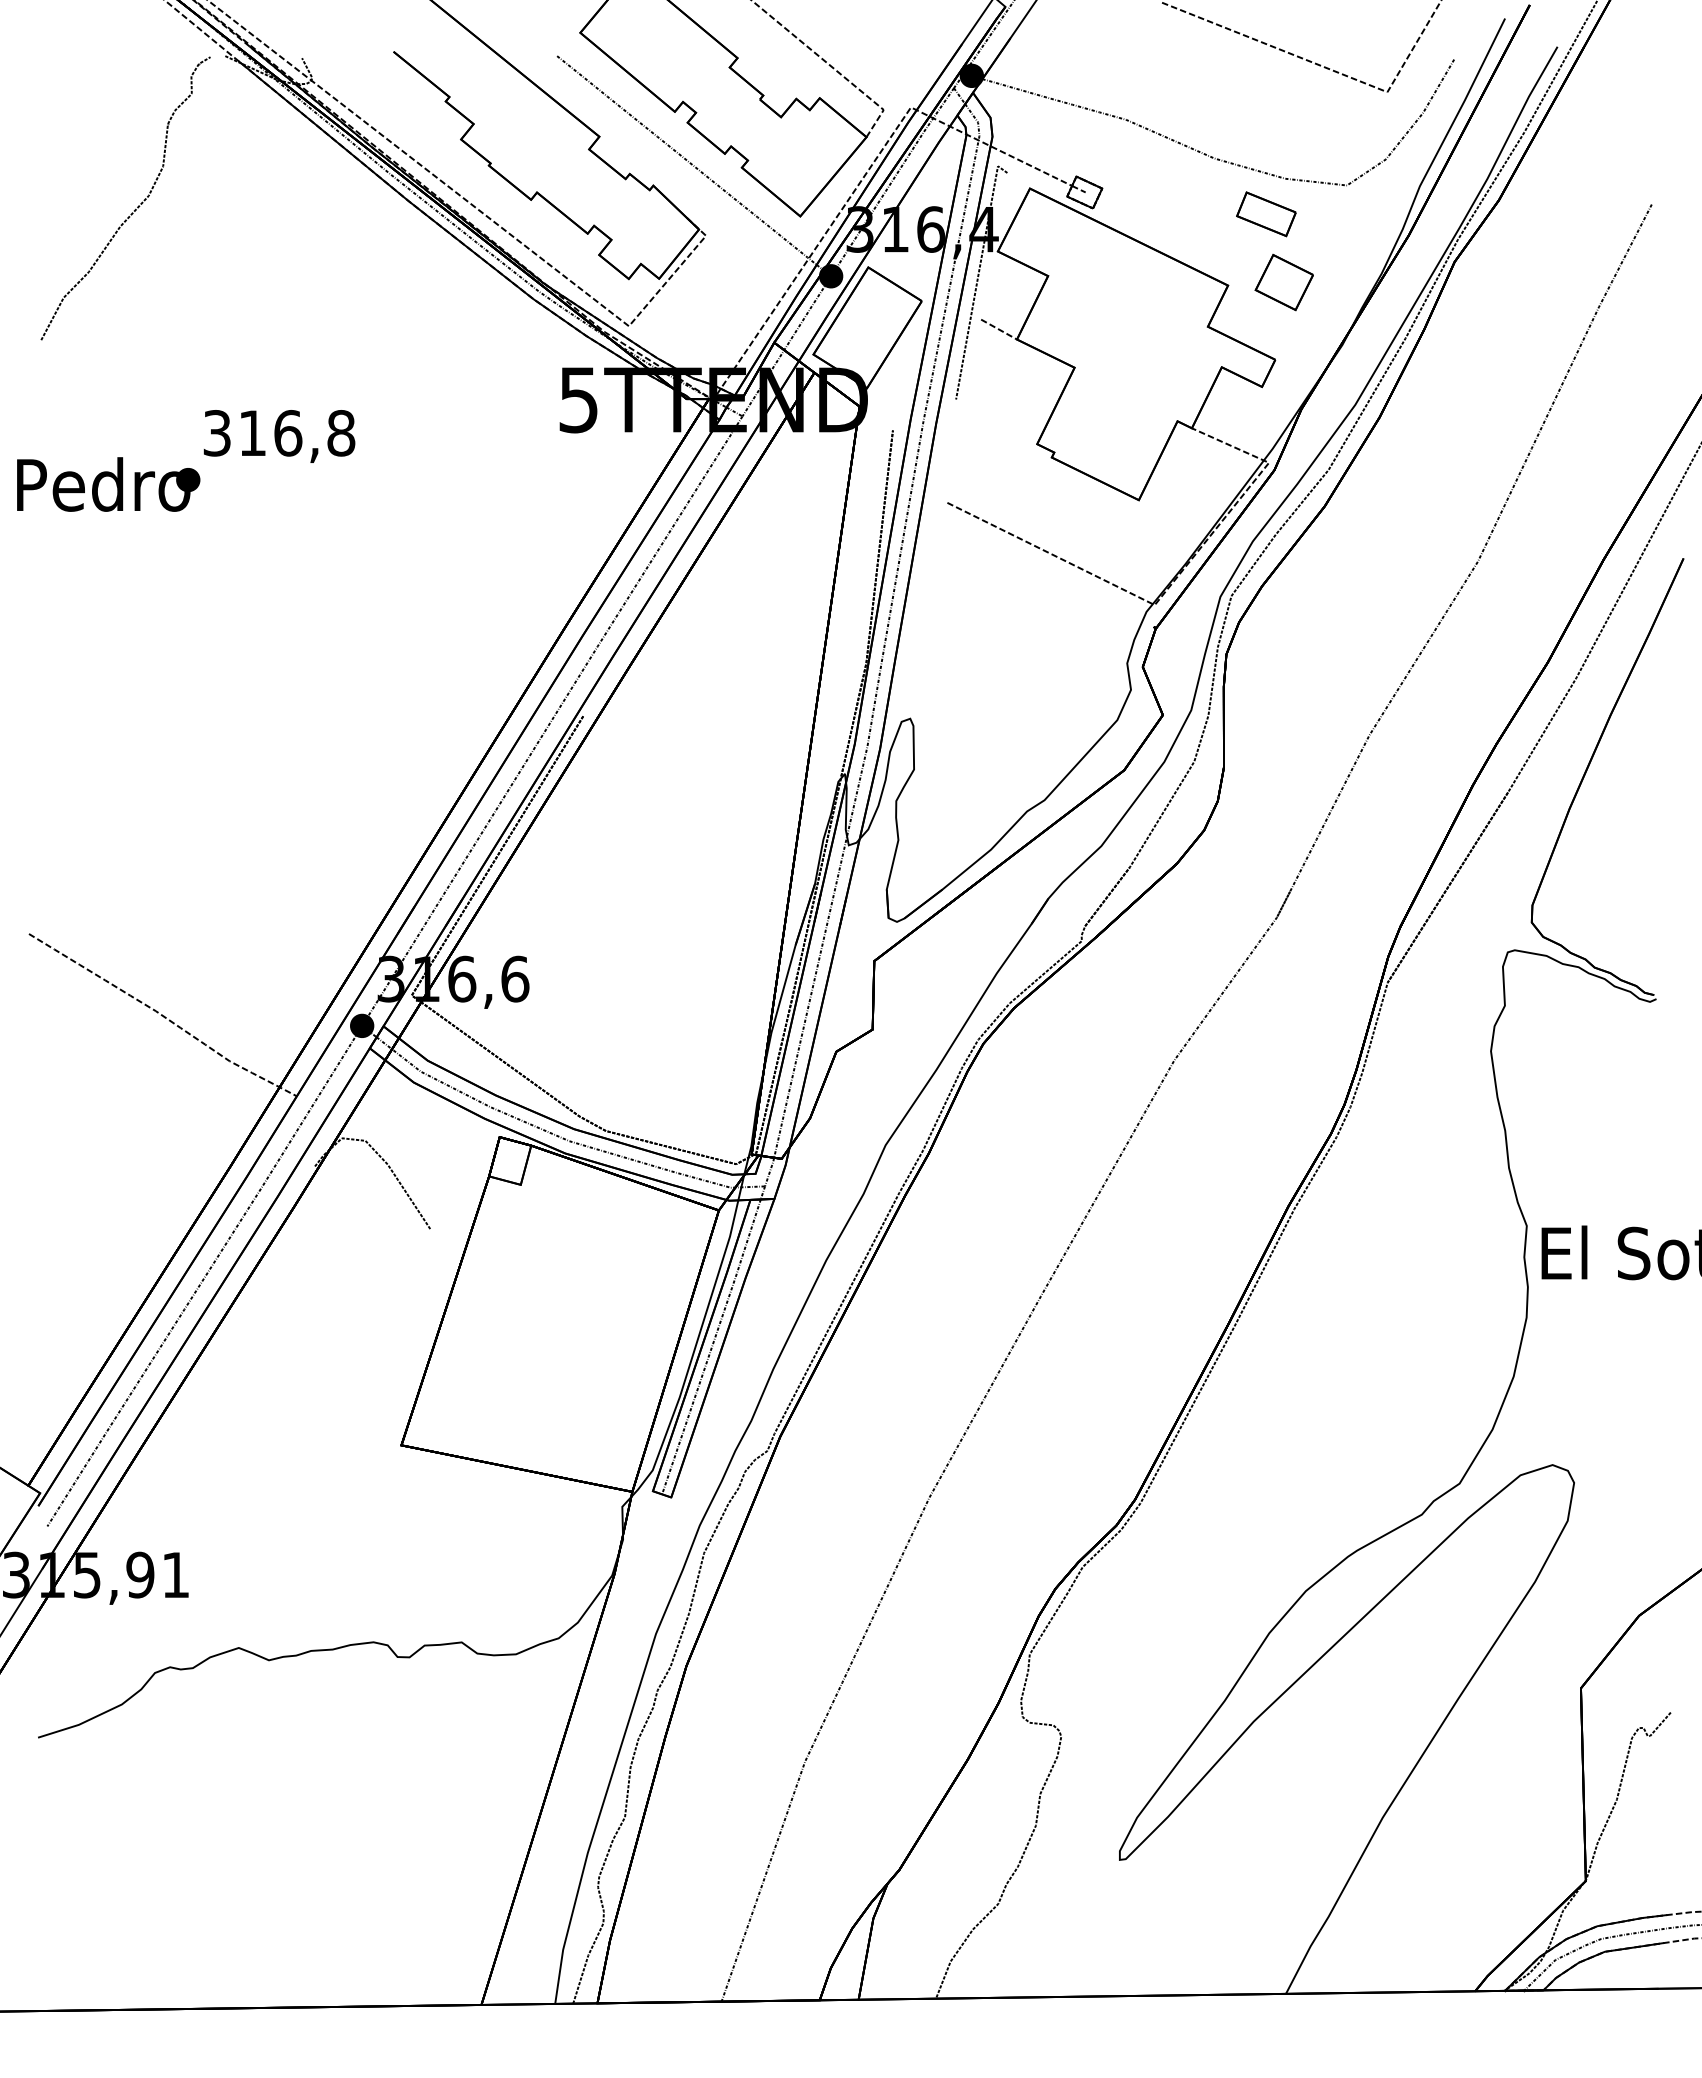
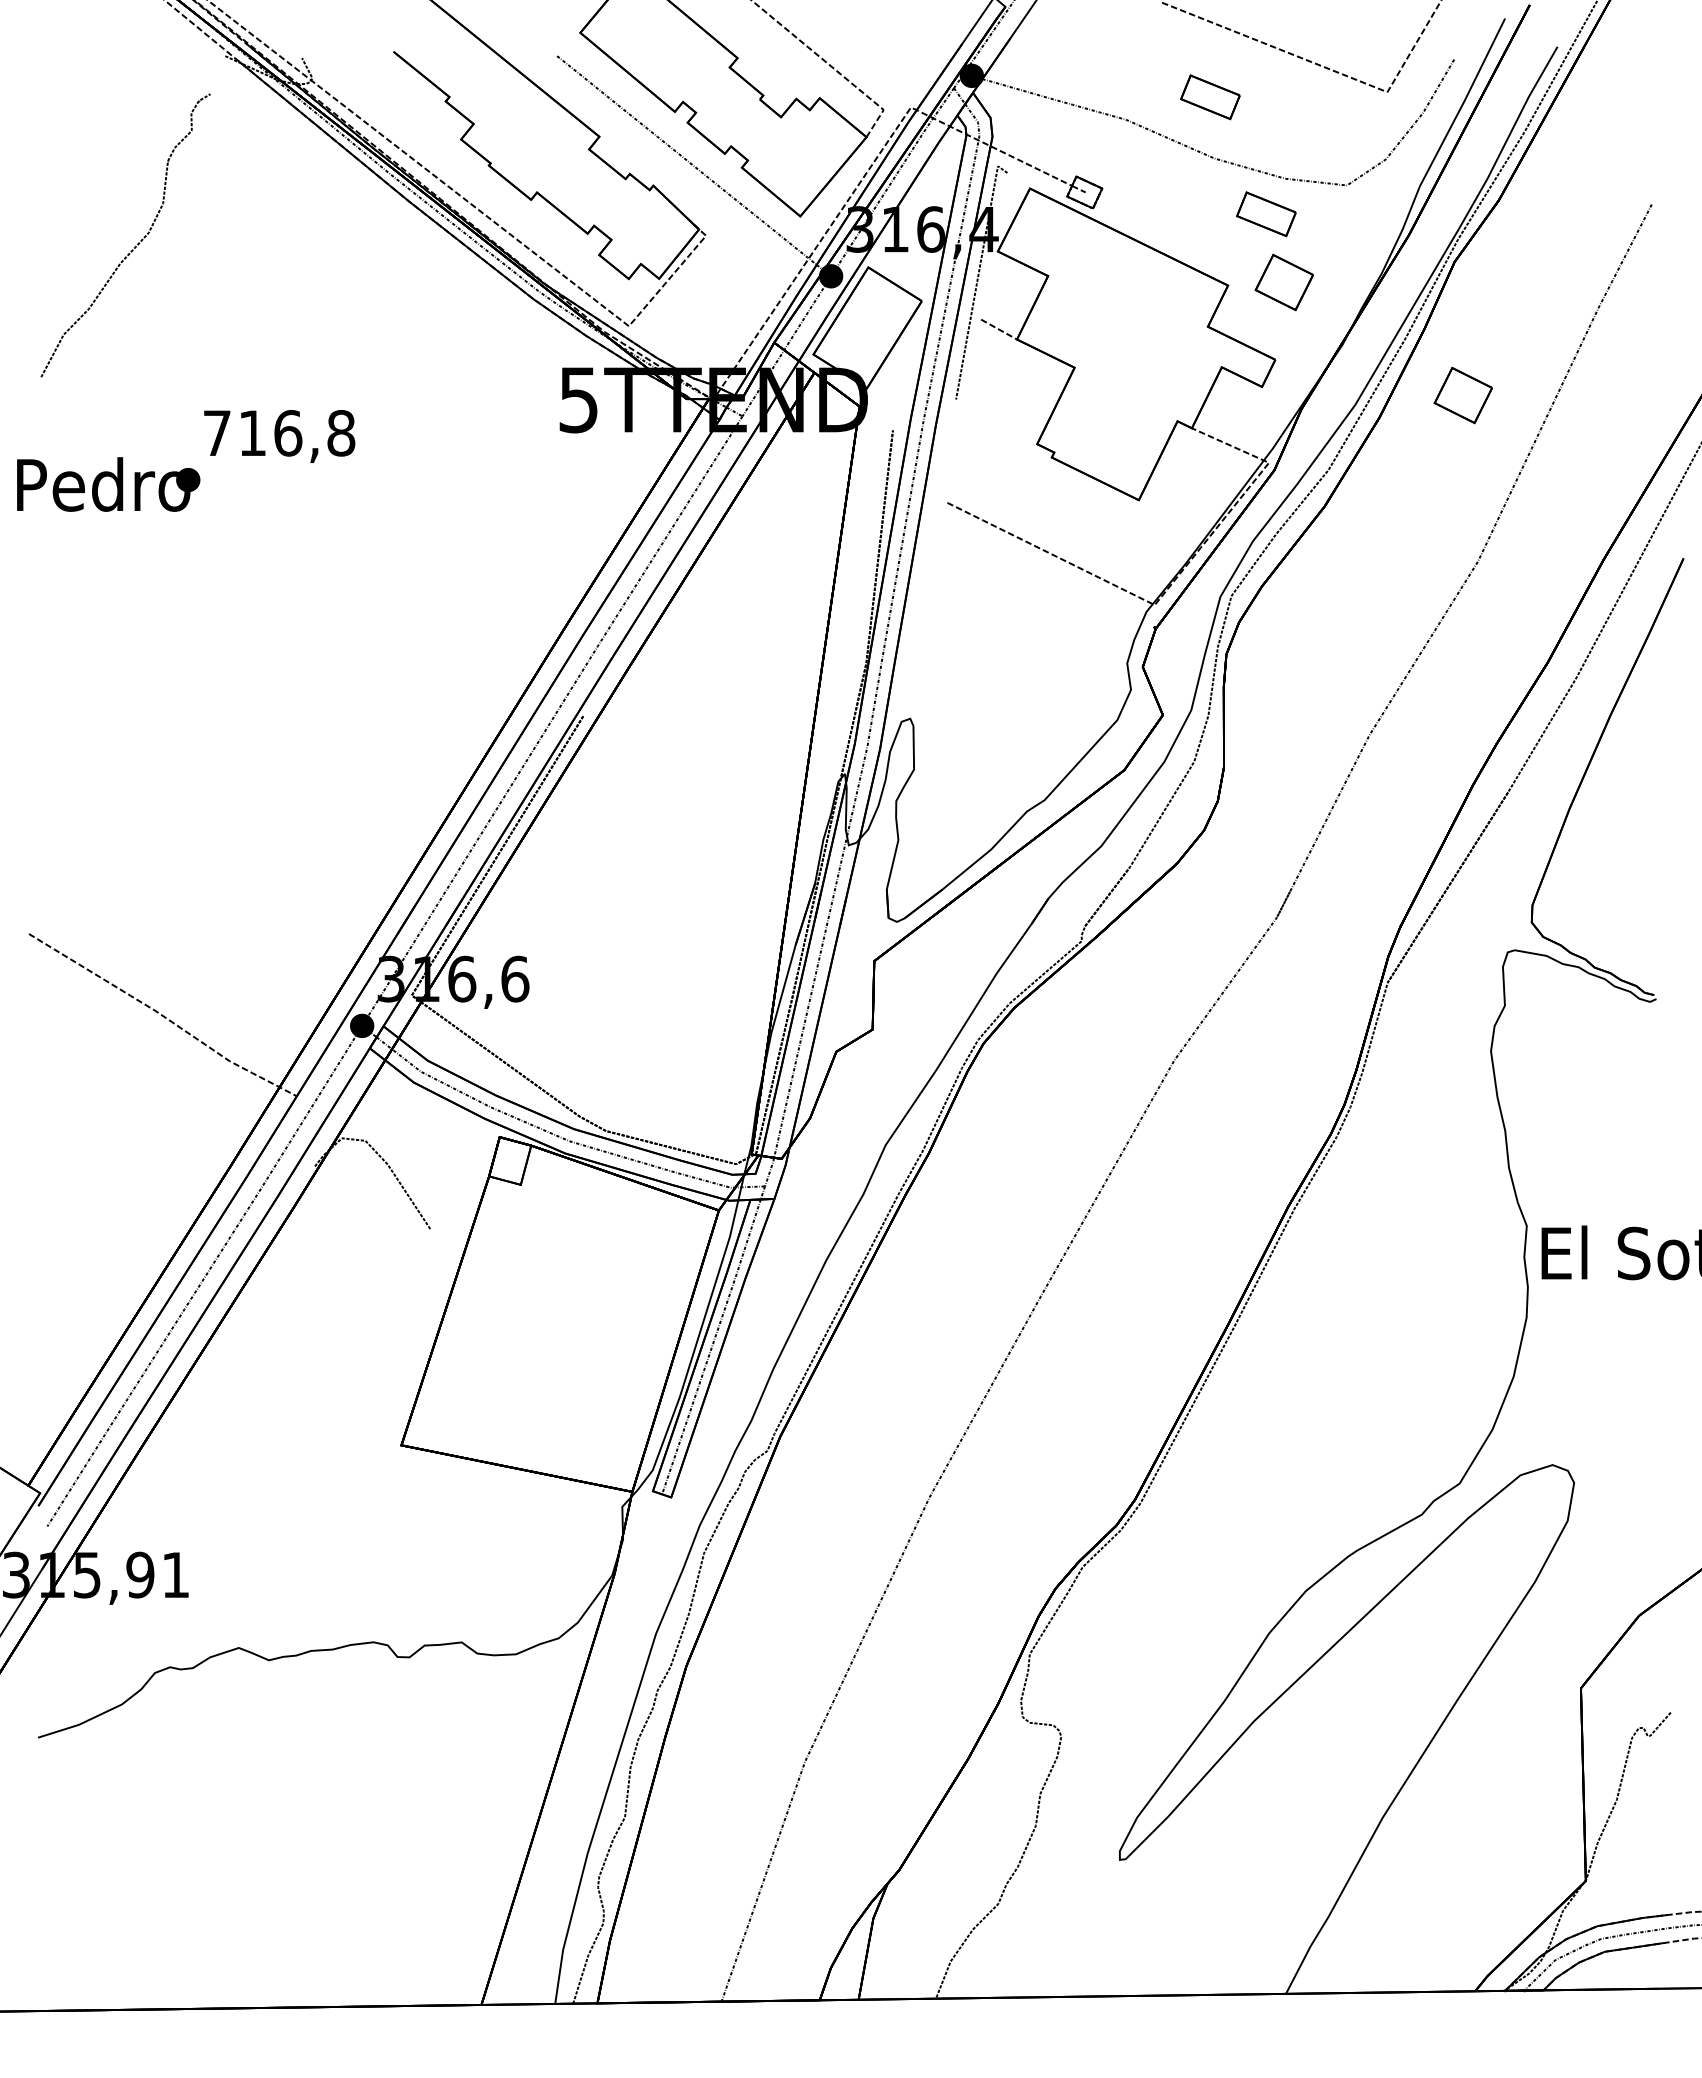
part: none -> present (1210, 97)
curve position: (135, 208) -> (135, 245) (135, 245)
part: none -> present (1462, 395)
text: 316,8 -> 716,8 (216, 433)
